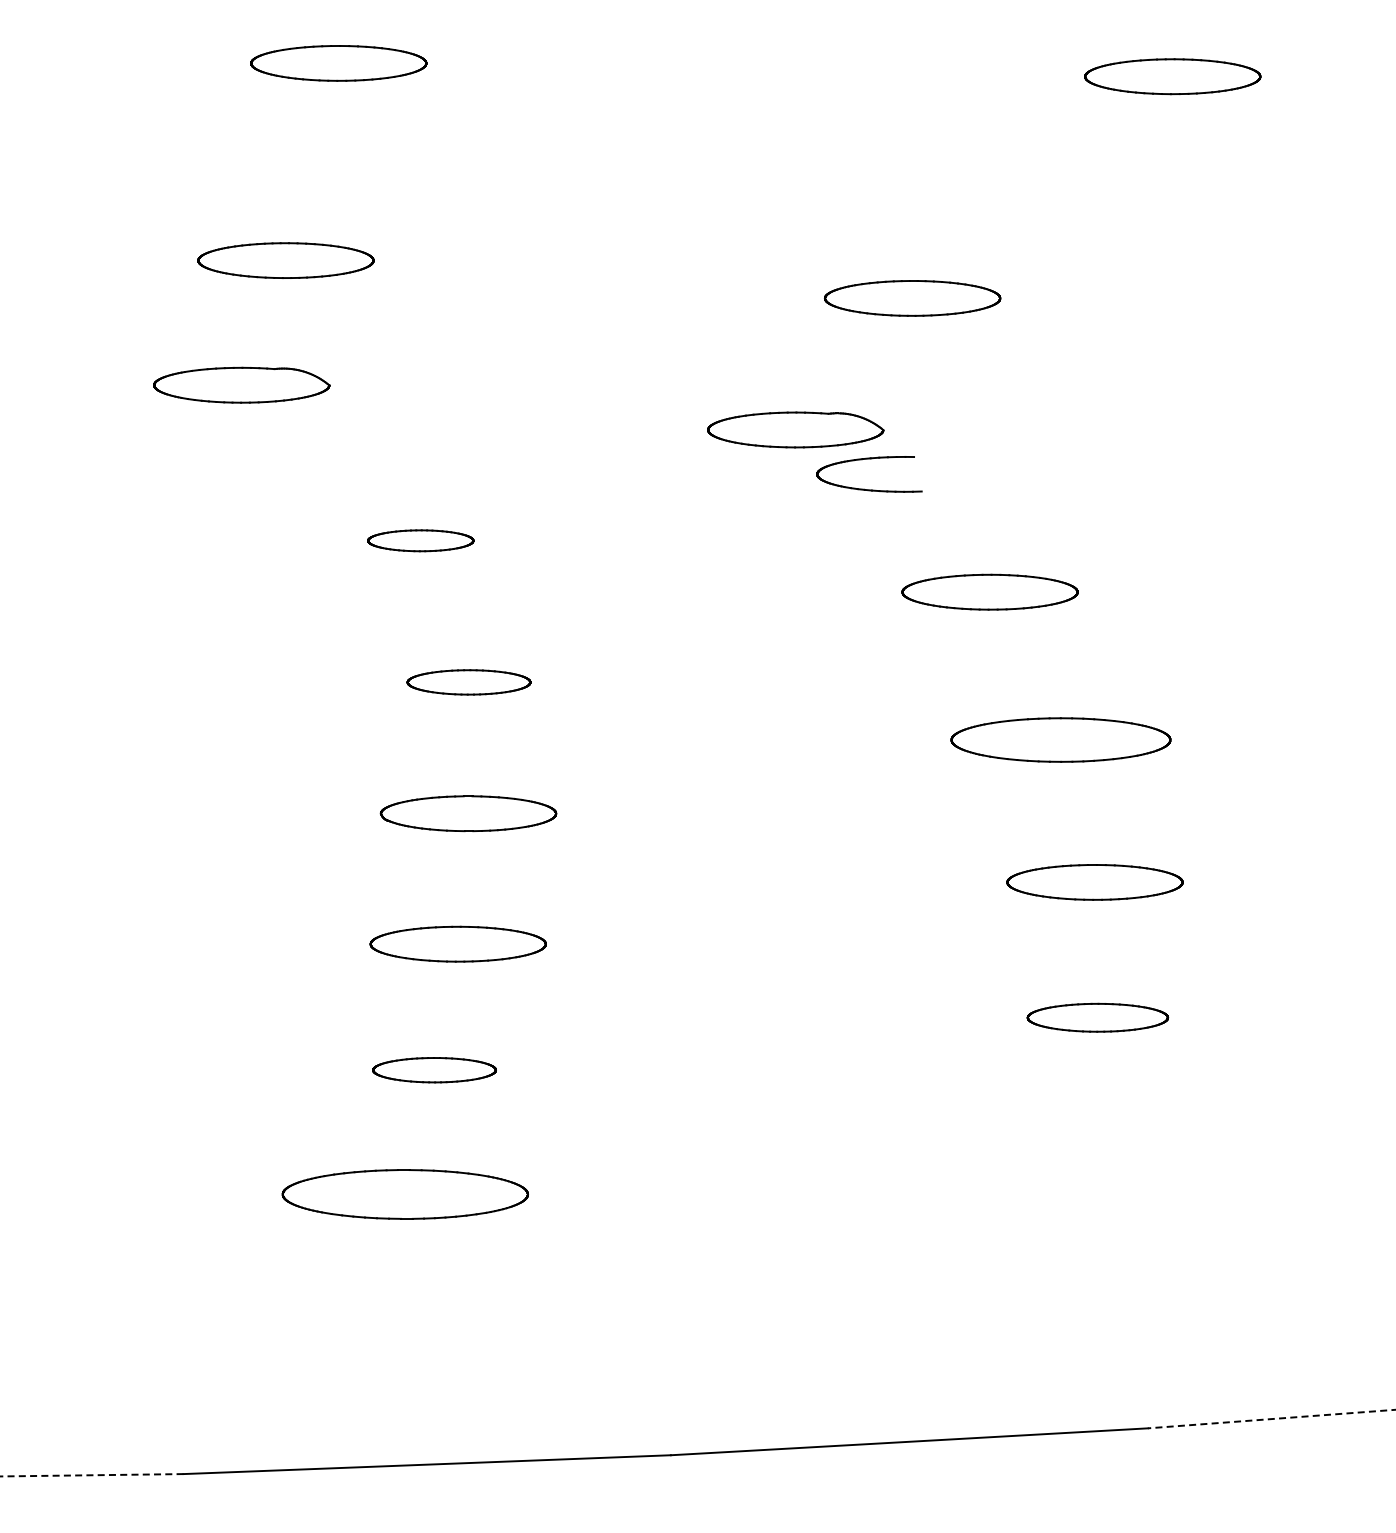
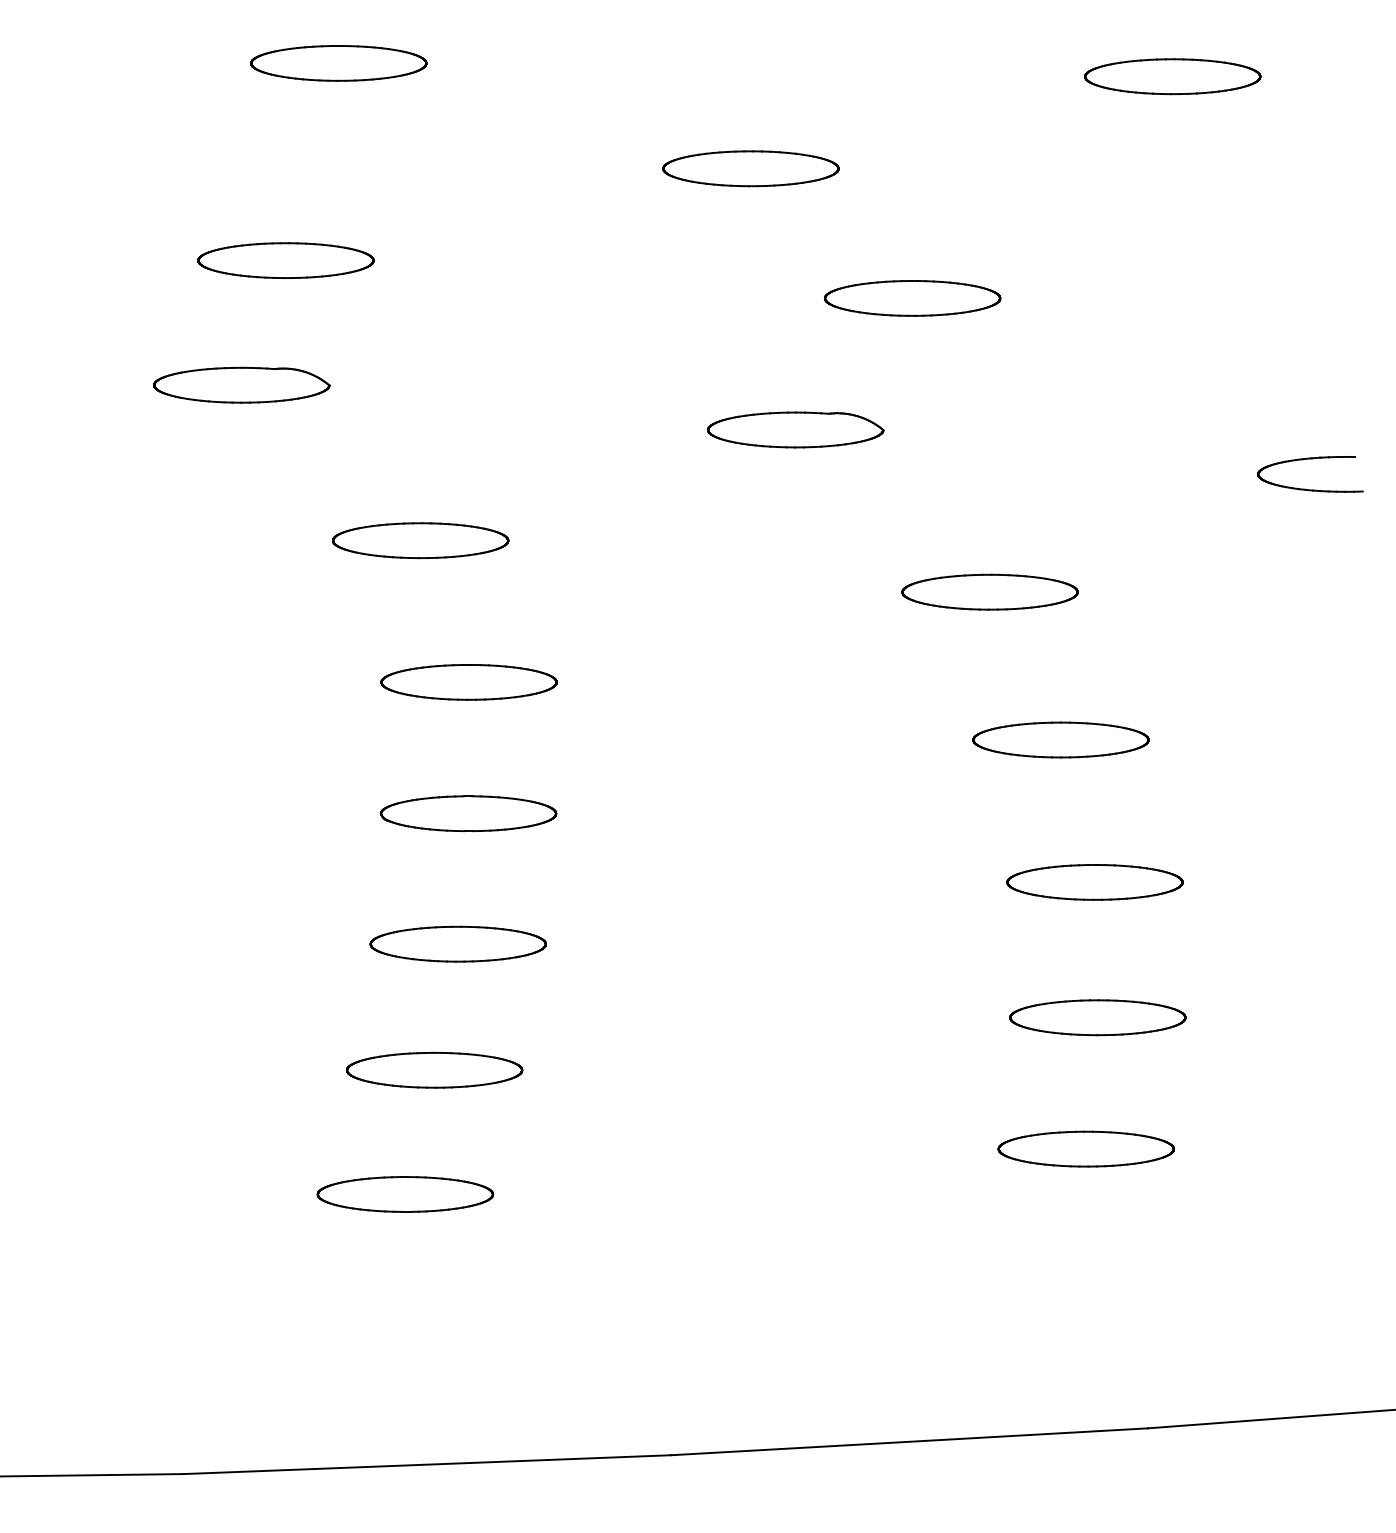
part: none -> present (750, 168)
part position: (864, 488) -> (1305, 488) (1305, 488)
part size: 108x24 px -> 178x38 px (420, 540)
part size: 126x27 px -> 178x37 px (468, 682)
part size: 222x46 px -> 178x38 px (1060, 739)
part size: 144x31 px -> 178x38 px (1097, 1017)
part size: 125x27 px -> 179x38 px (434, 1069)
part: none -> present (1085, 1148)
part size: 248x51 px -> 179x37 px (405, 1194)
line: dashed -> solid (1271, 1419)
line: dashed -> solid (91, 1475)
